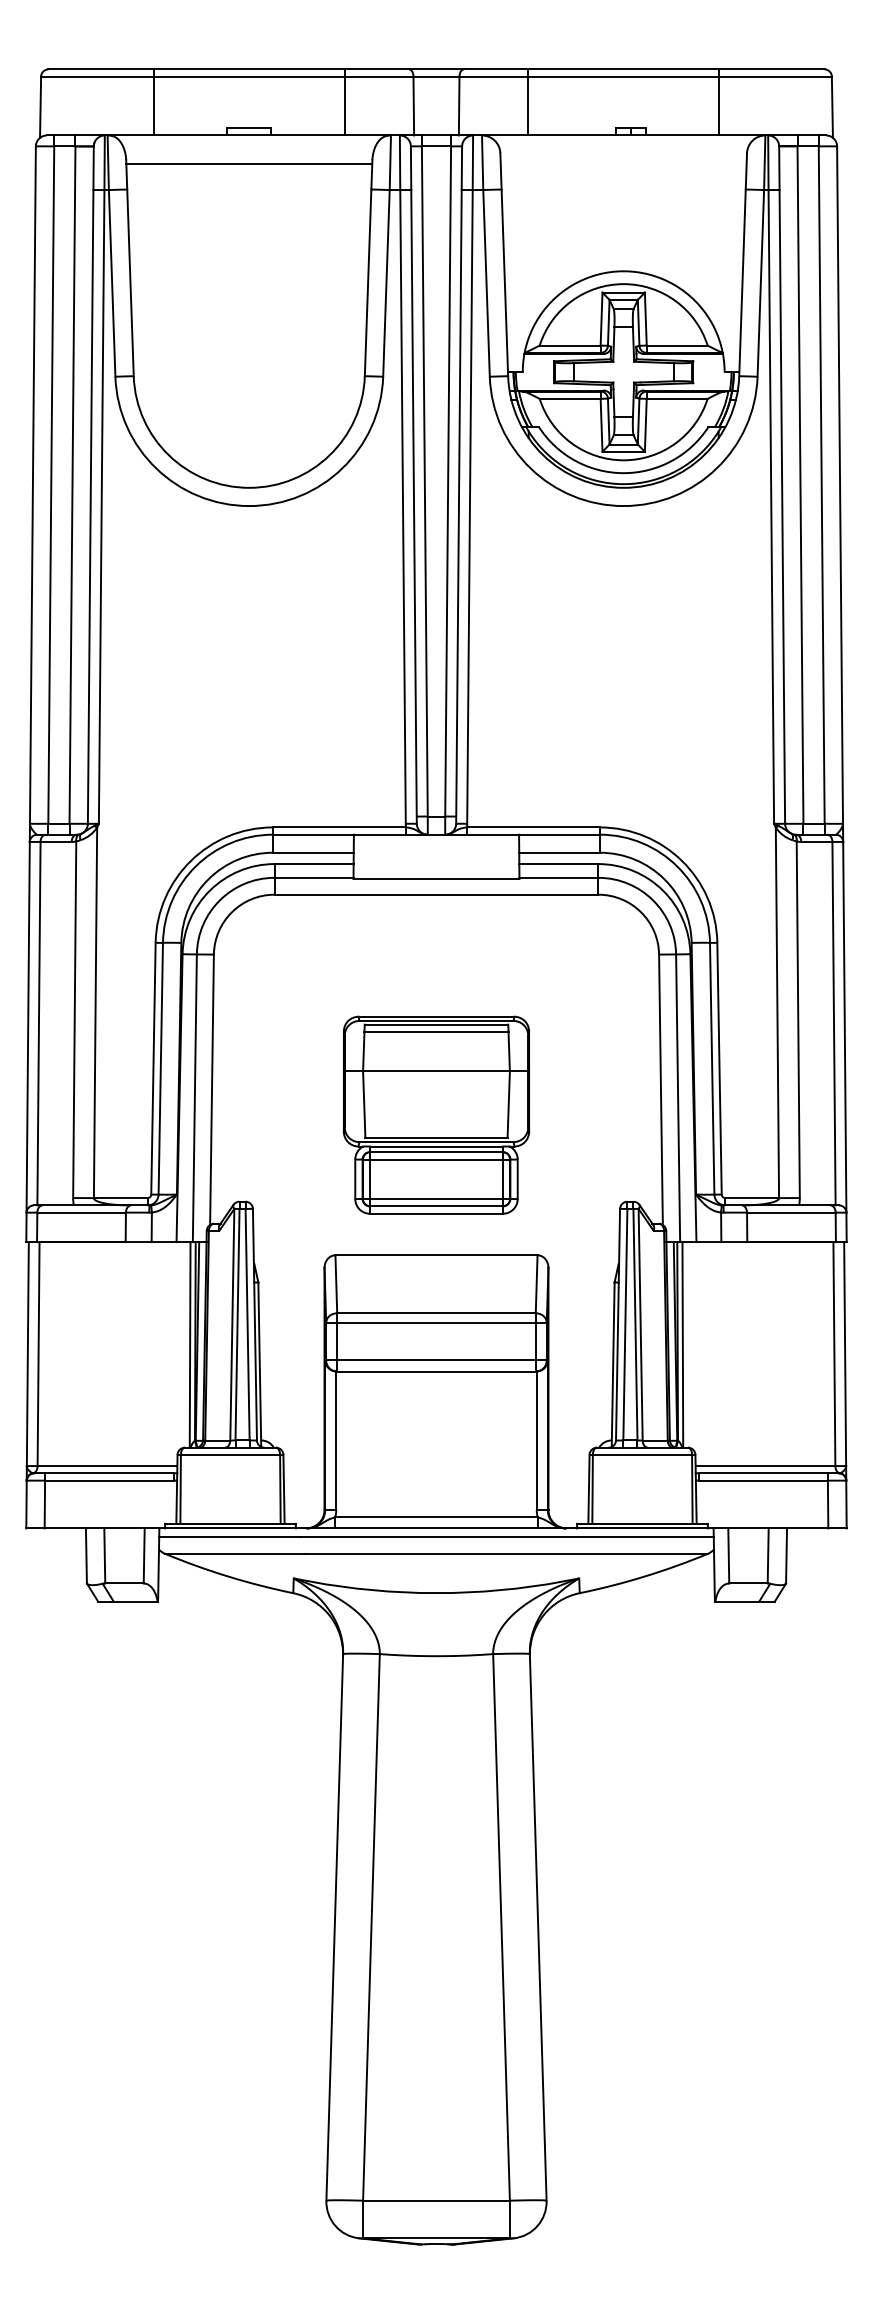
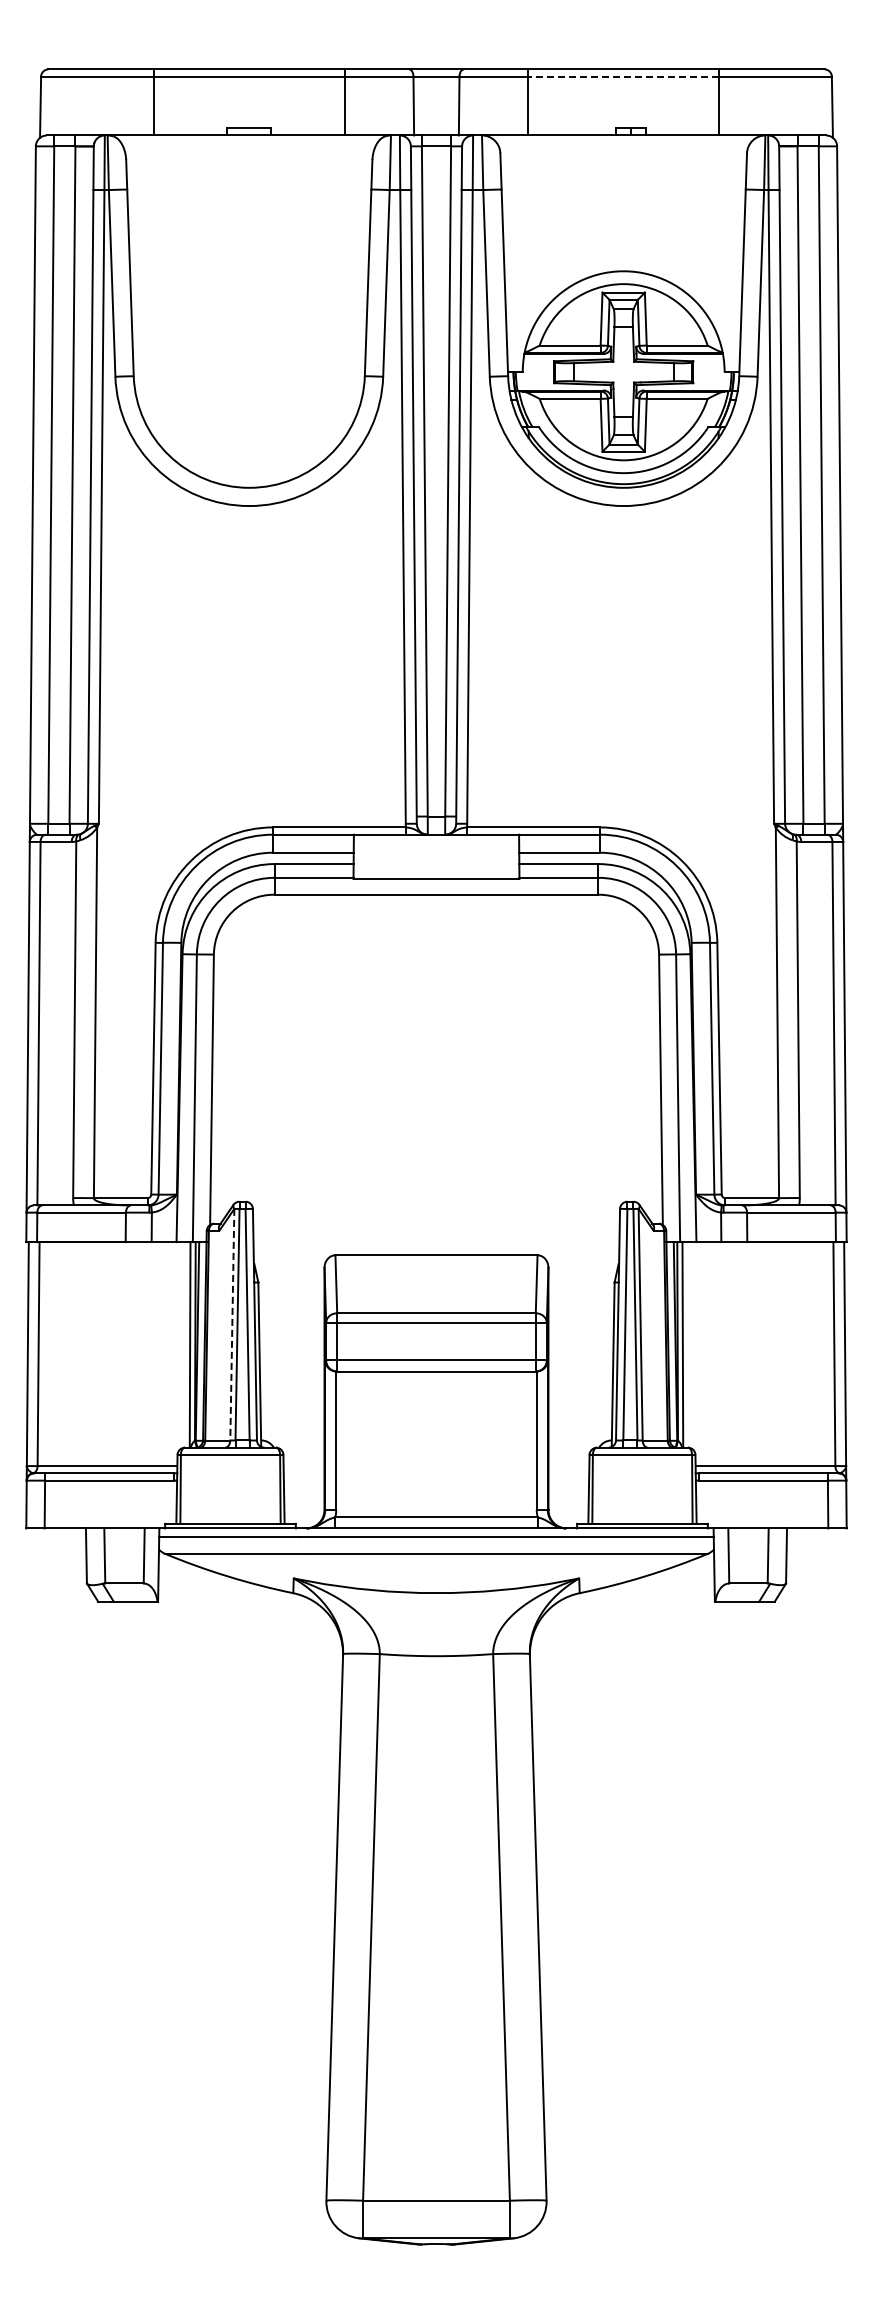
line: solid -> dashed (623, 76)
line: present -> none (249, 163)
part: present -> none (436, 1114)
line: solid -> dashed (232, 1324)
